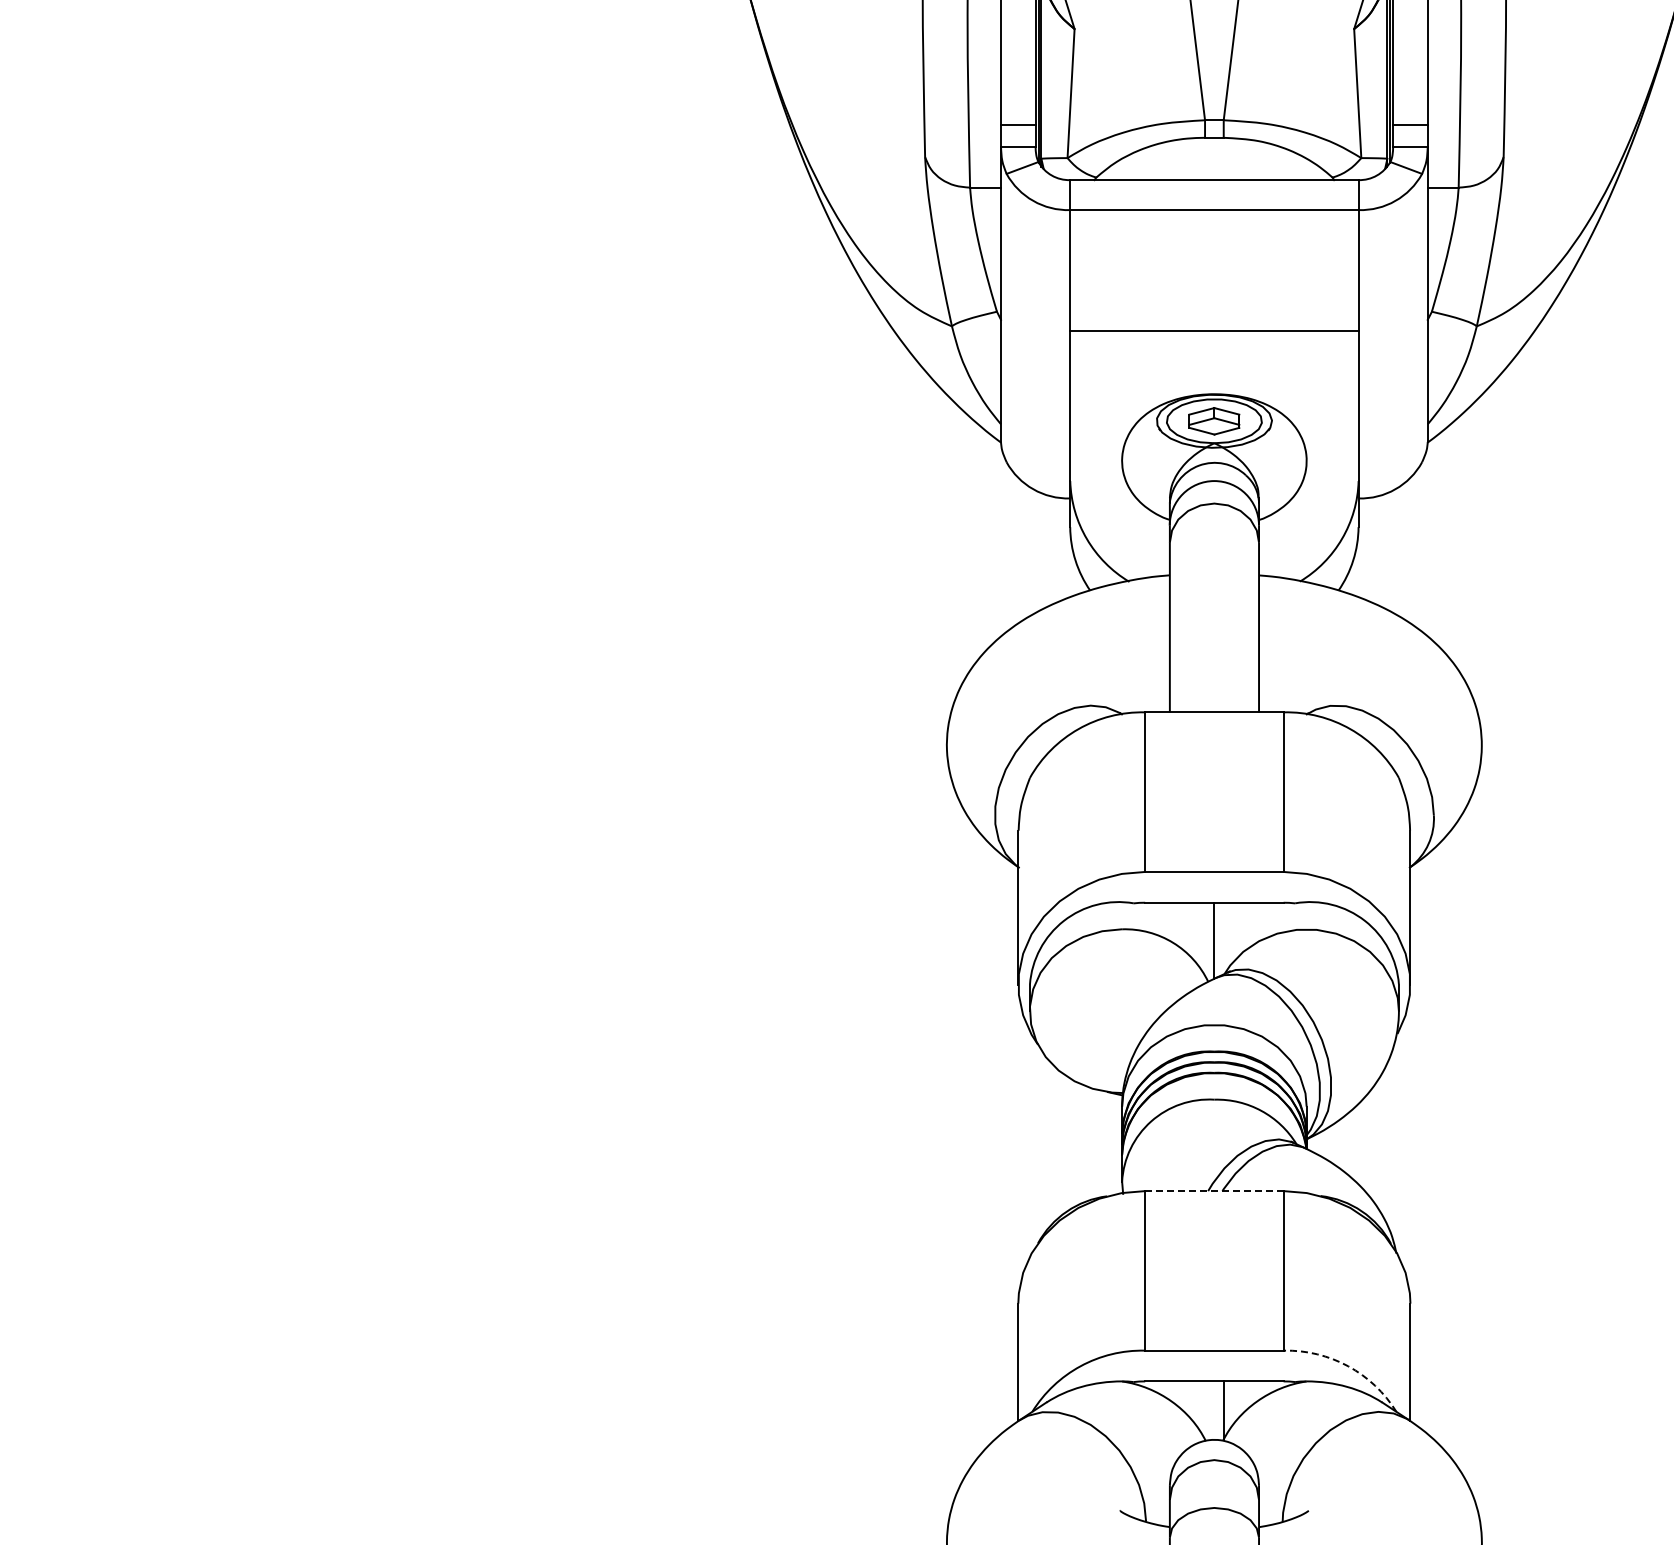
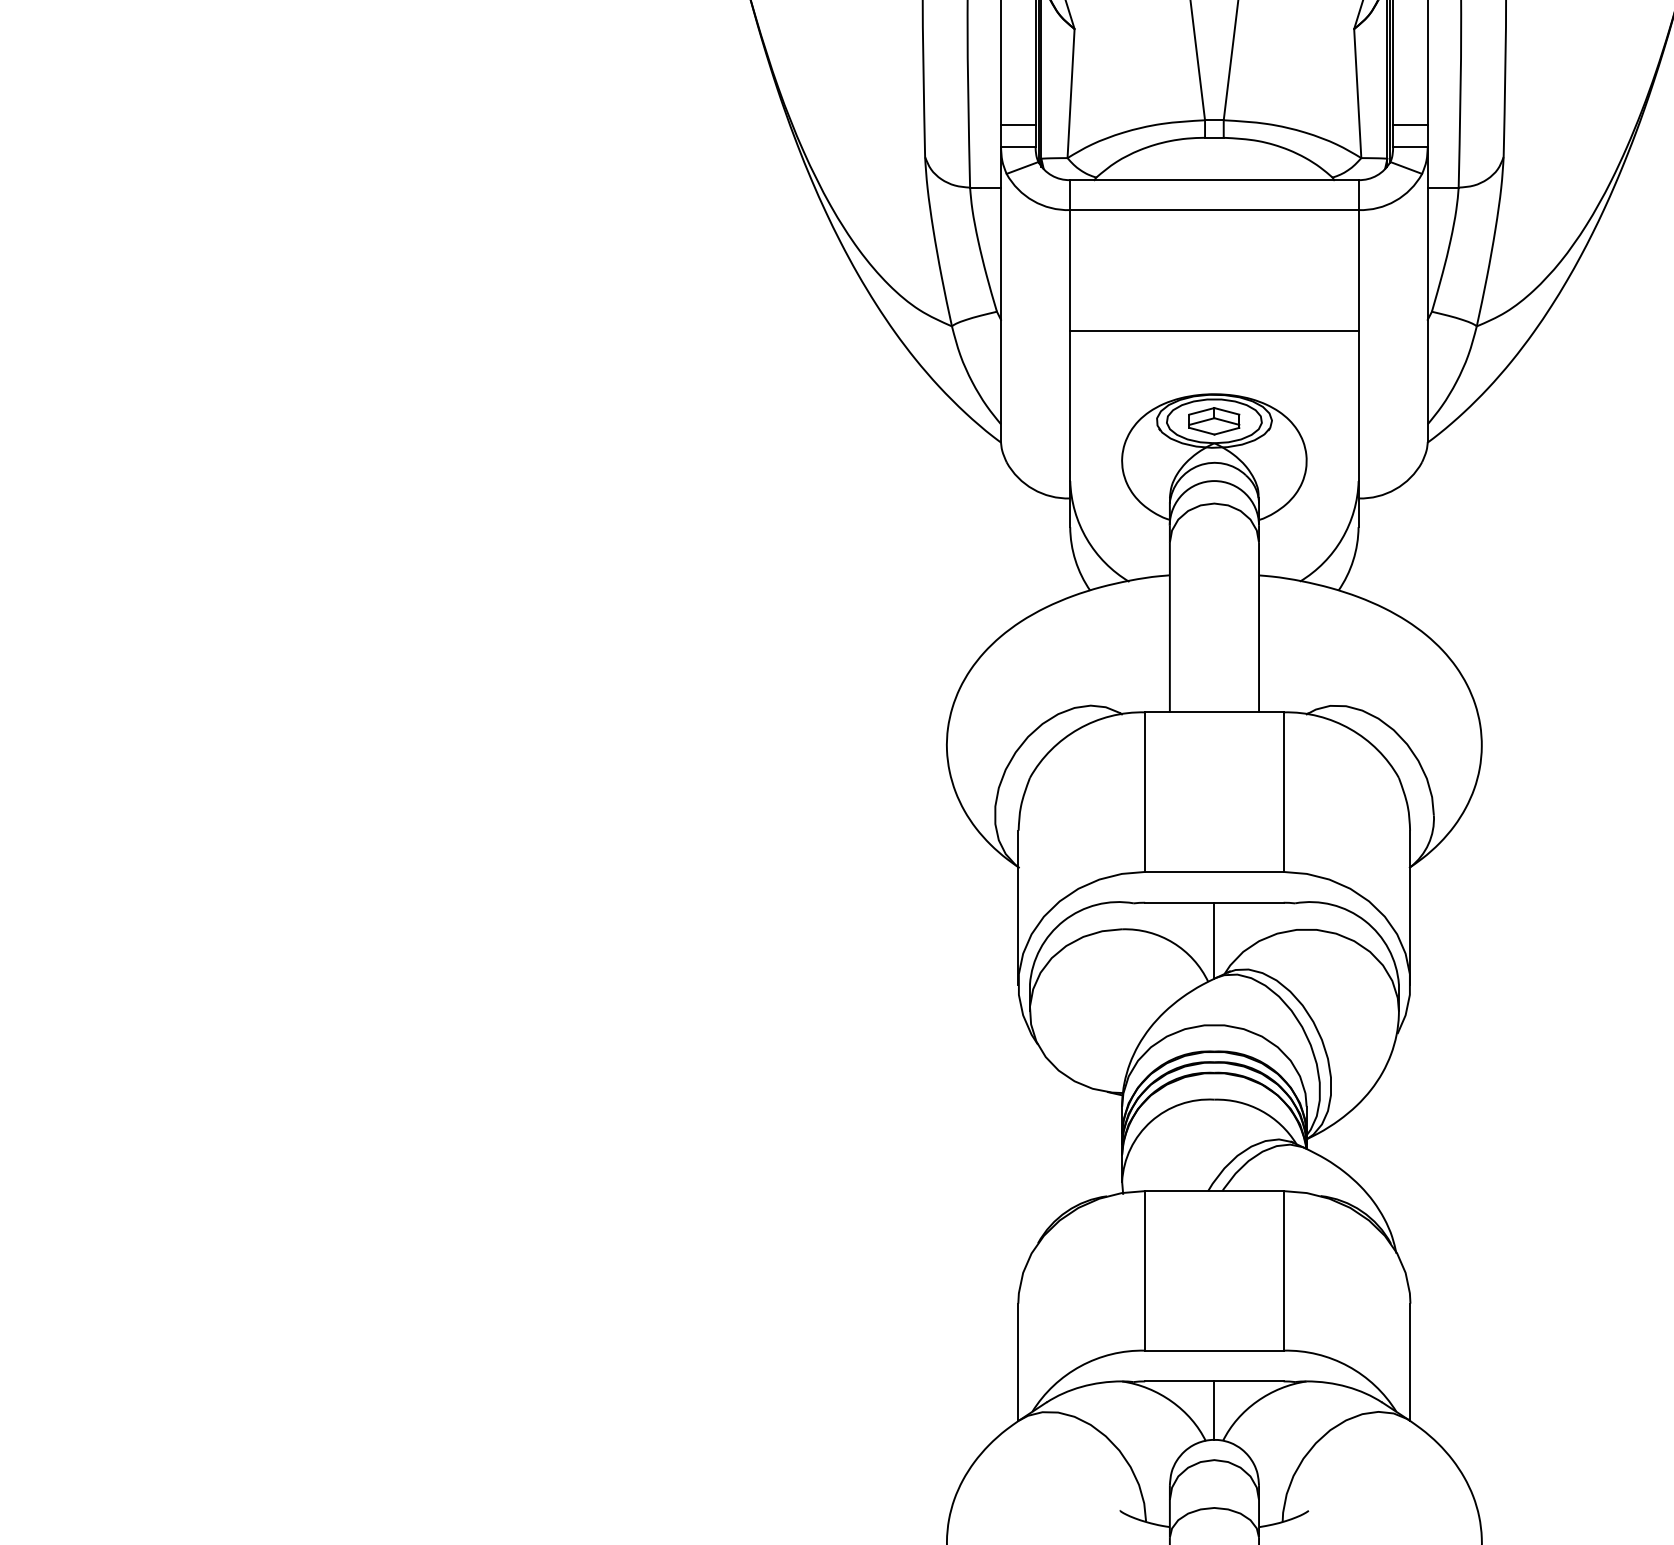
line: dashed -> solid (1214, 1191)
arc: dashed -> solid (1348, 1366)
line position: (1224, 1410) -> (1214, 1410) (1214, 1410)
